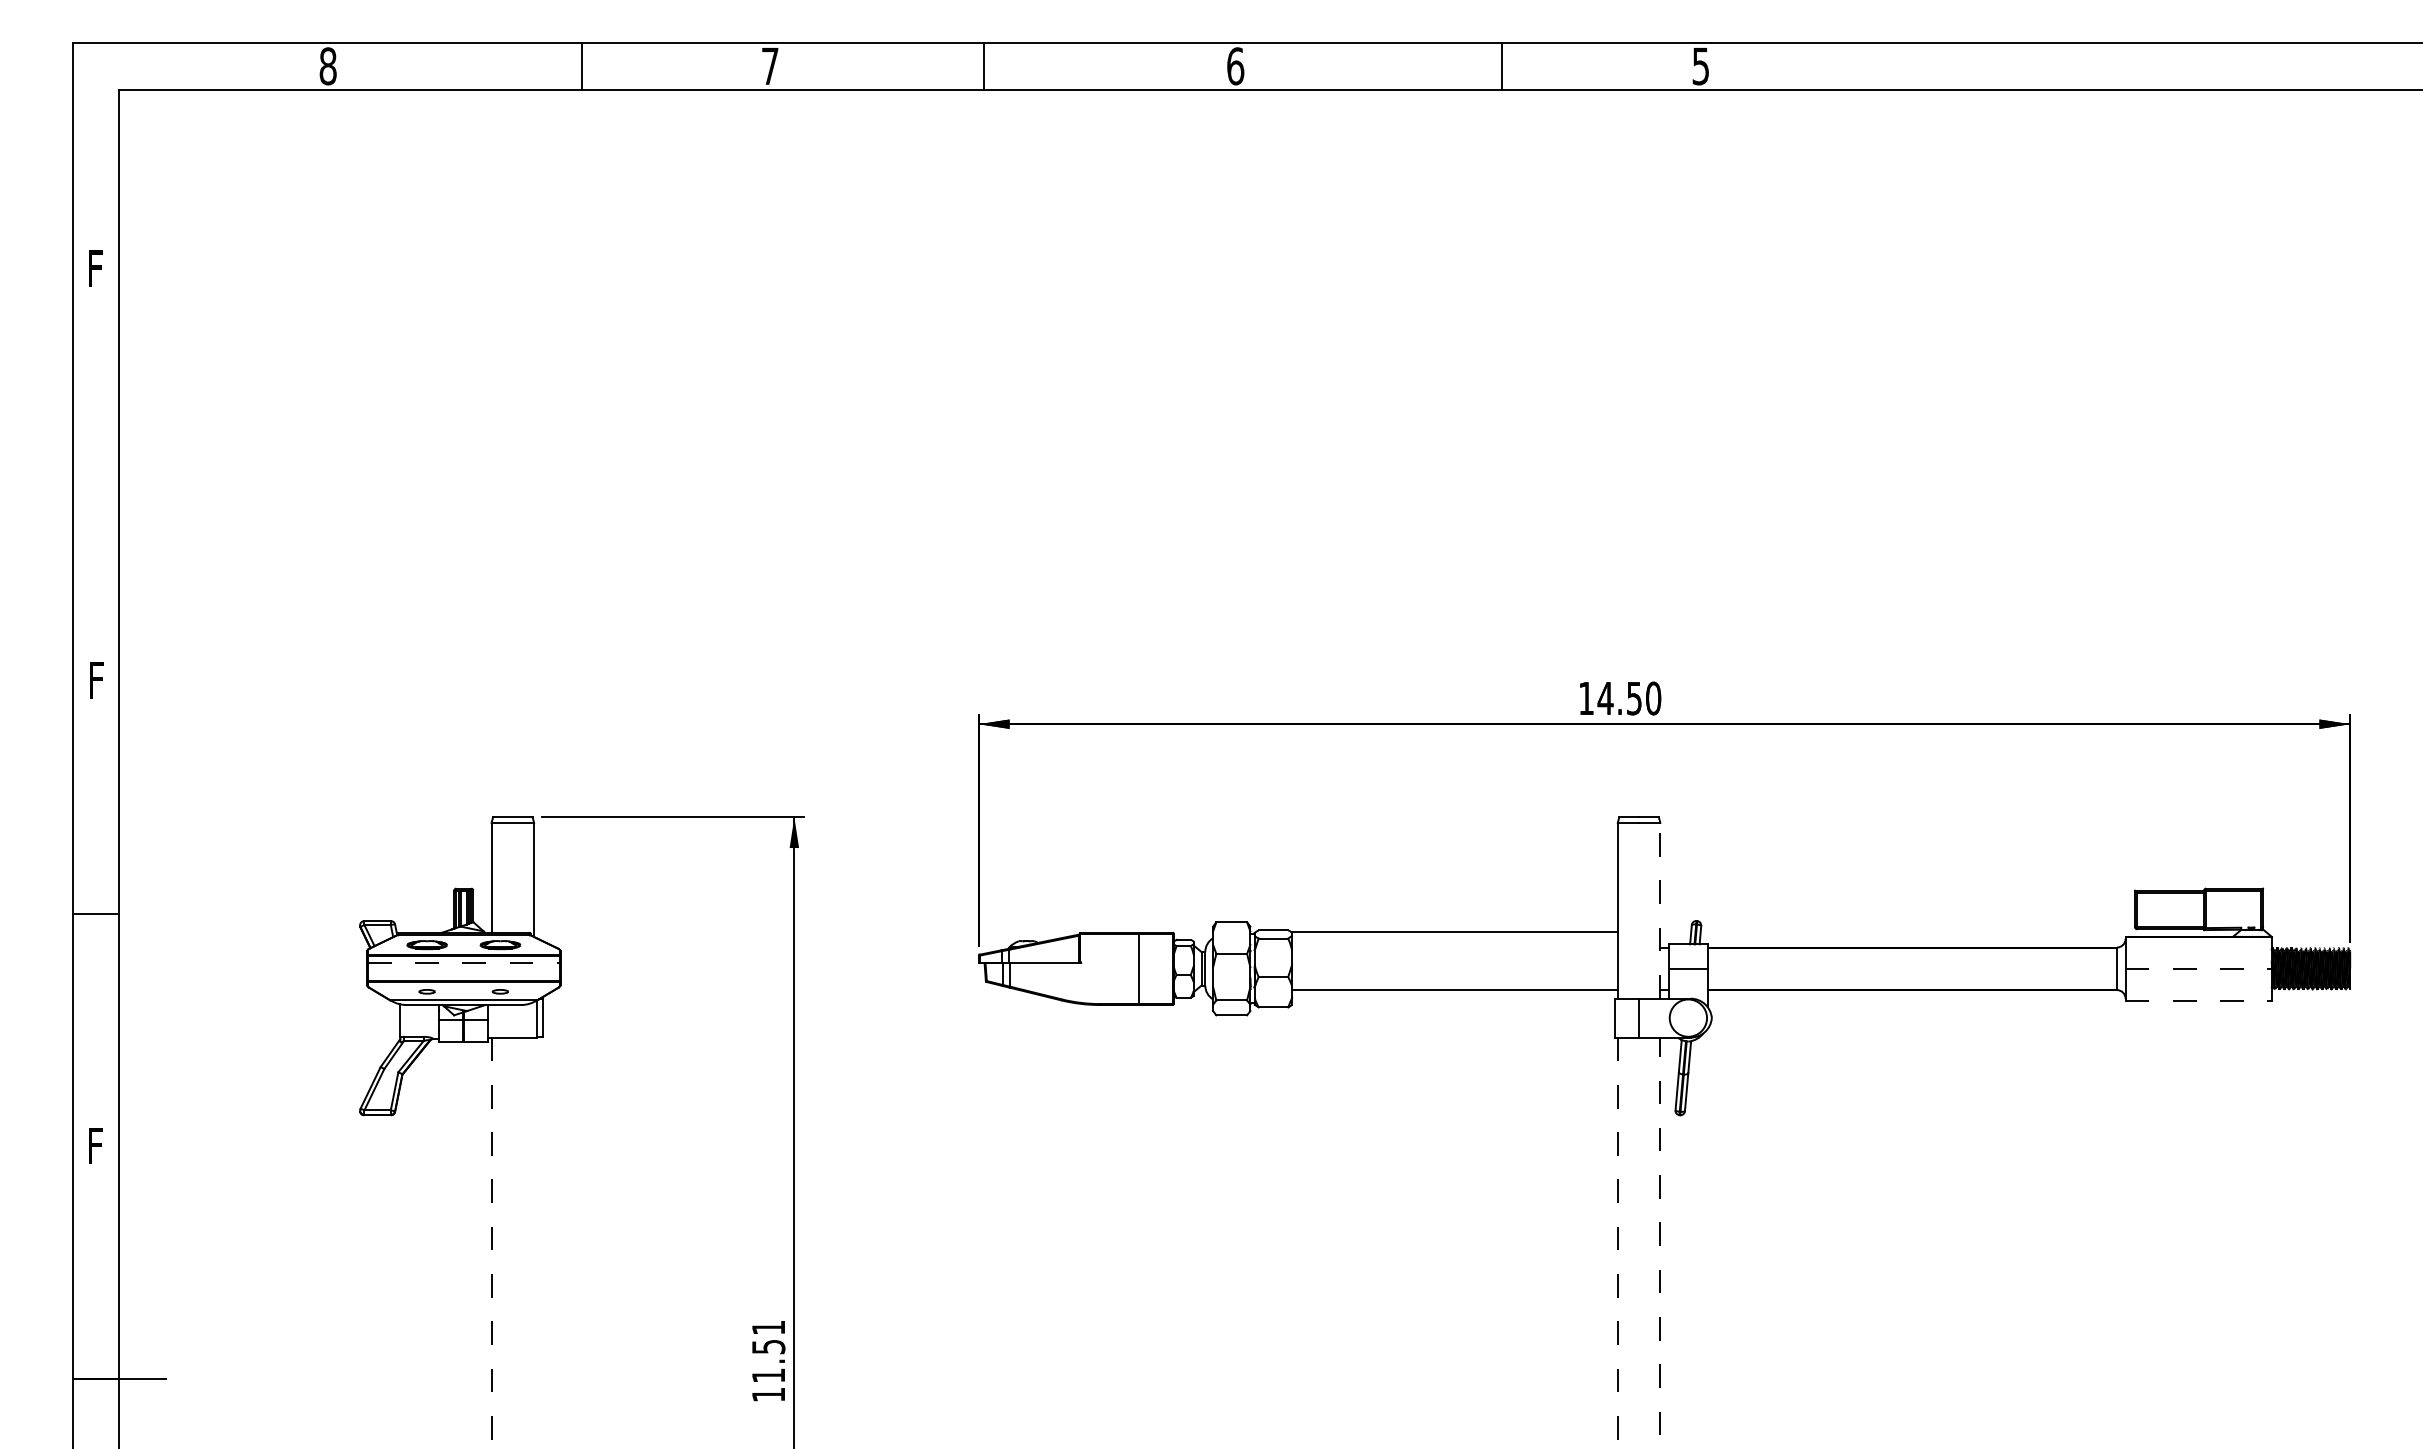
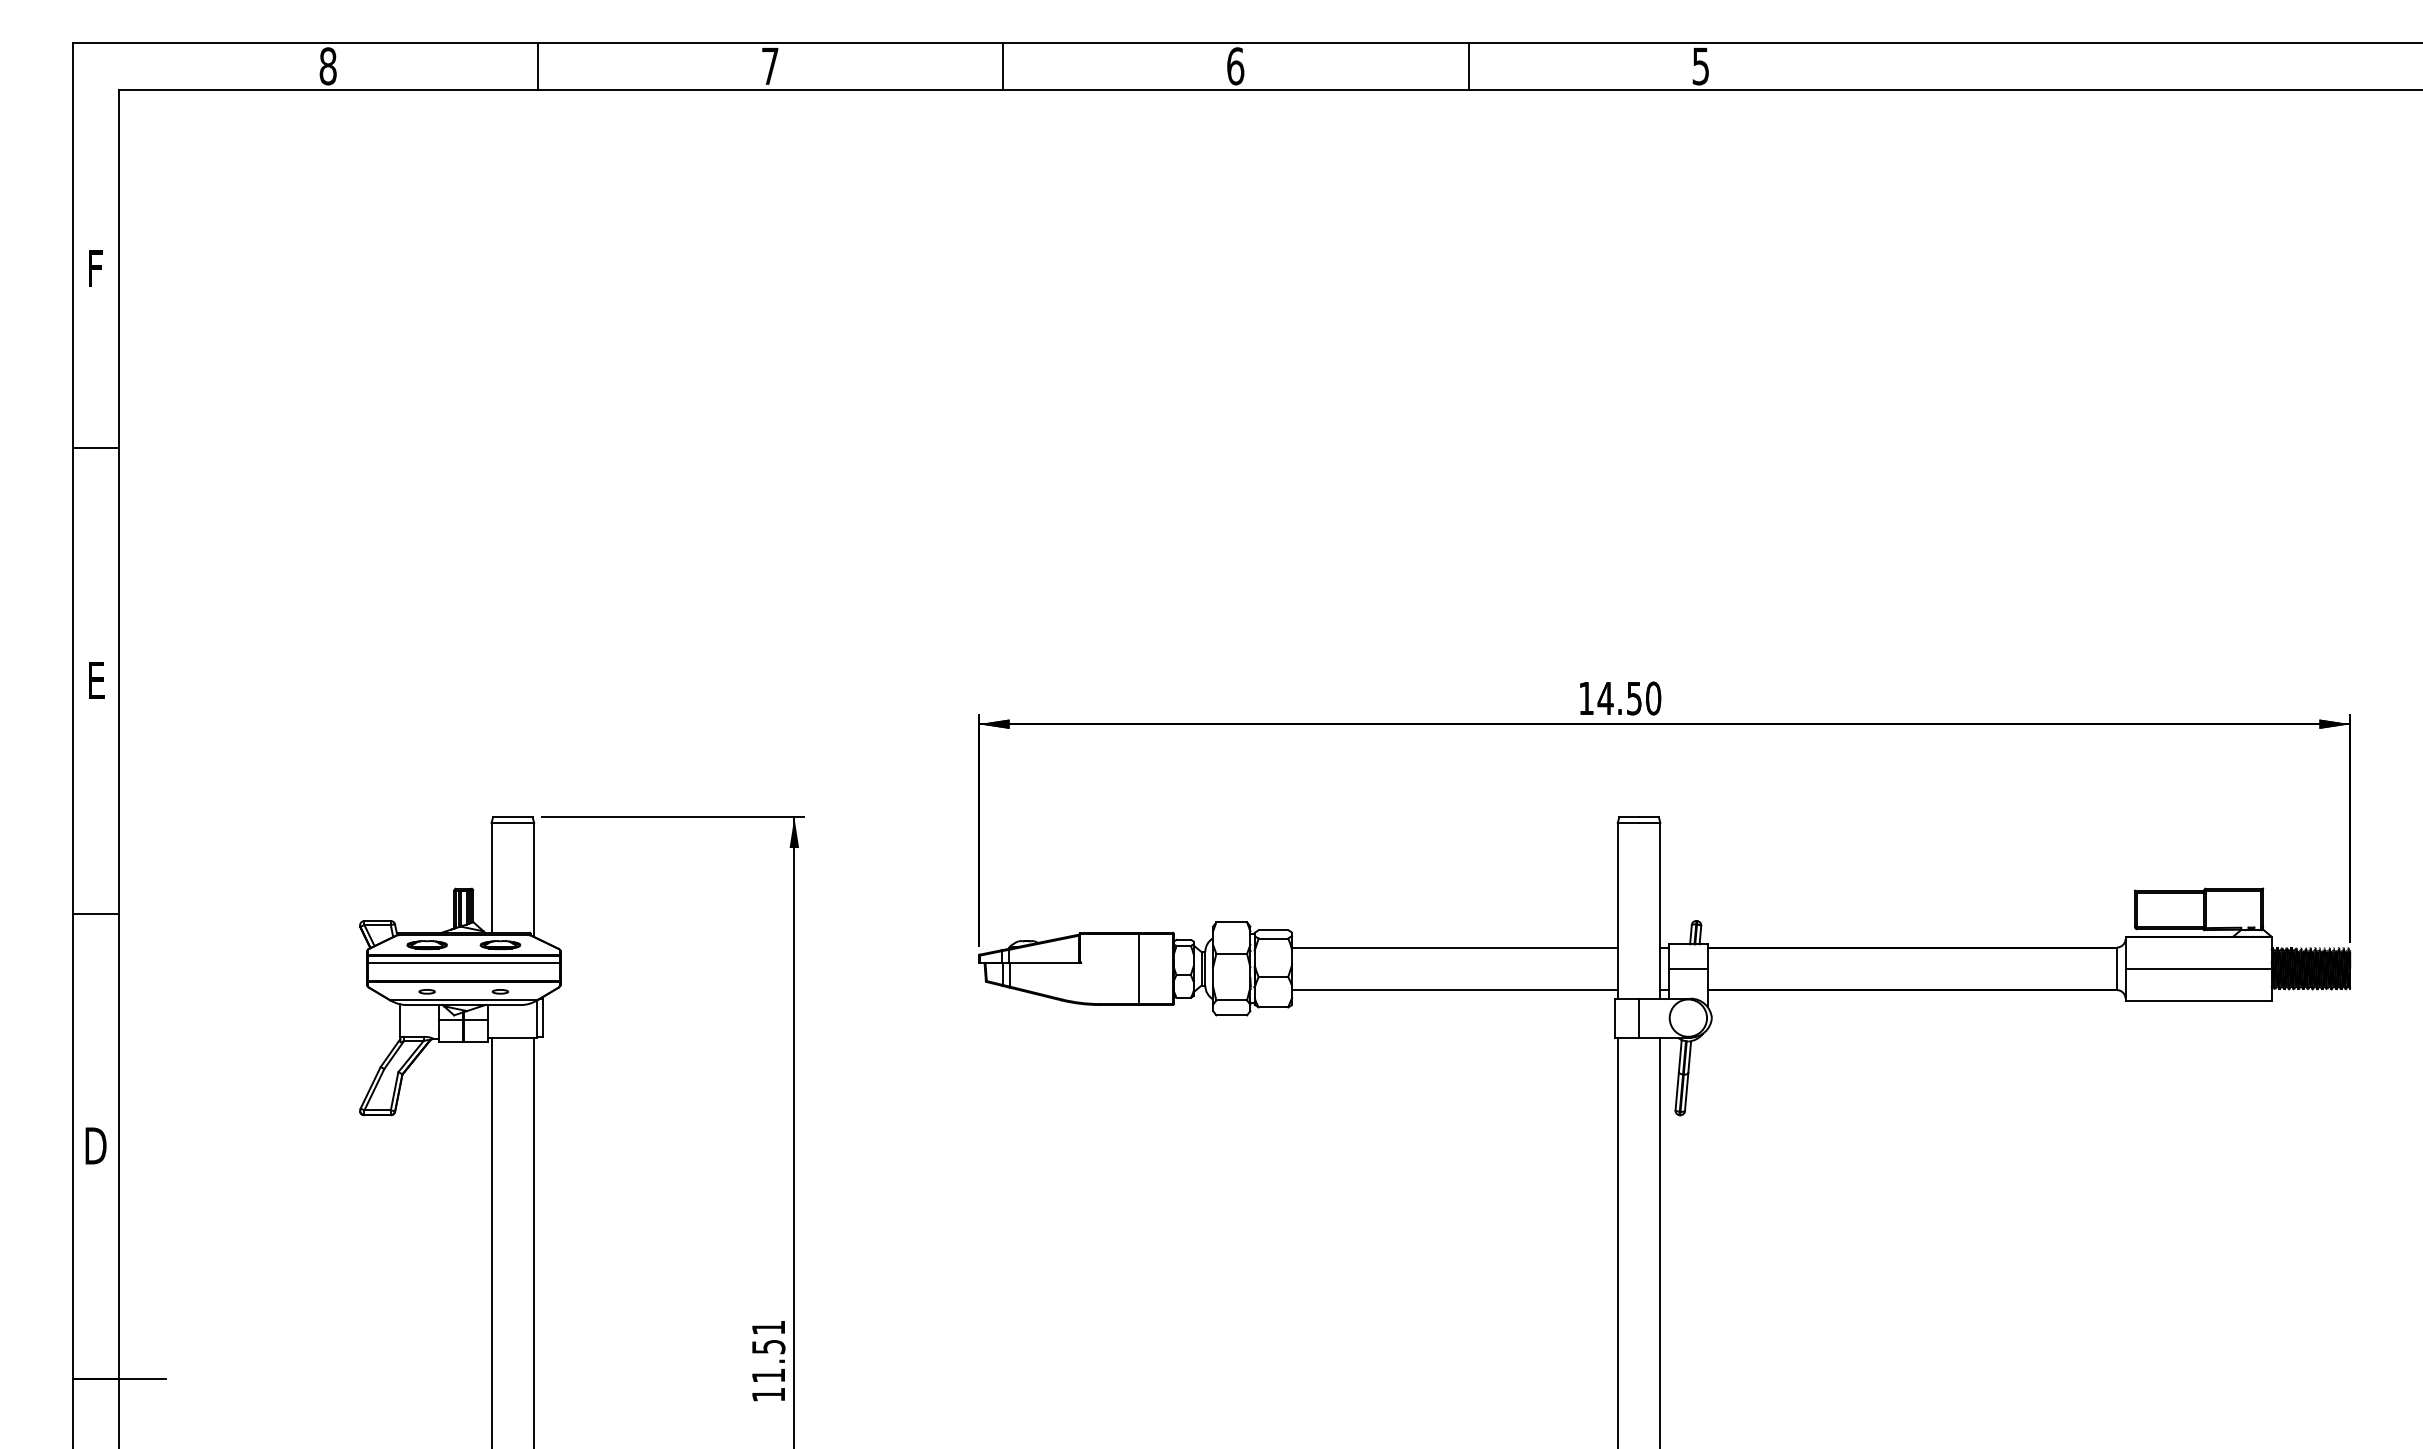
line position: (582, 66) -> (538, 66) (538, 66)
line position: (984, 66) -> (1003, 66) (1003, 66)
line position: (1501, 66) -> (1468, 66) (1468, 66)
line: none -> present (95, 448)
text: F -> E (96, 680)
line: dashed -> solid (1660, 910)
line position: (1454, 931) -> (1454, 947) (1454, 947)
line: dashed -> solid (463, 962)
line: dashed -> solid (2199, 969)
line: dashed -> solid (2199, 1001)
text: F -> D (95, 1145)
line: none -> present (534, 1241)
line: dashed -> solid (1660, 1242)
line: dashed -> solid (491, 1243)
line: dashed -> solid (1617, 1243)
